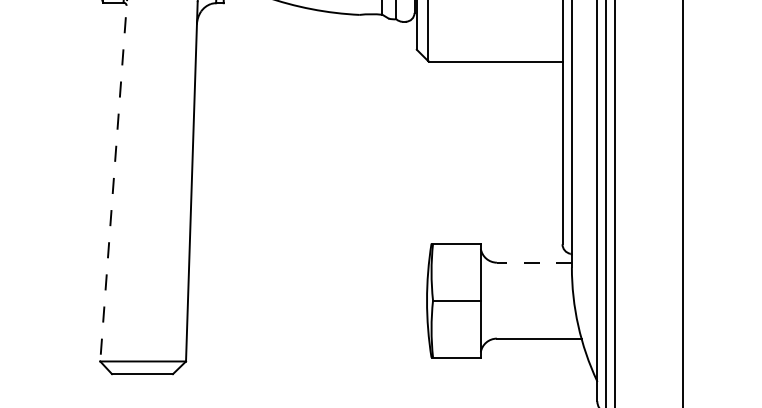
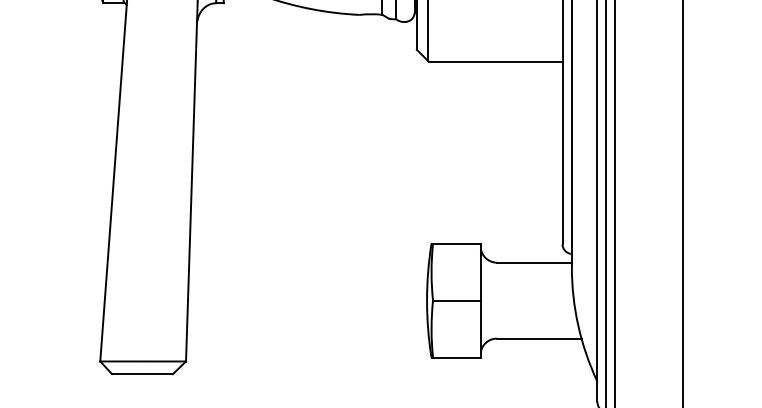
line: dashed -> solid (113, 181)
line: dashed -> solid (533, 262)
